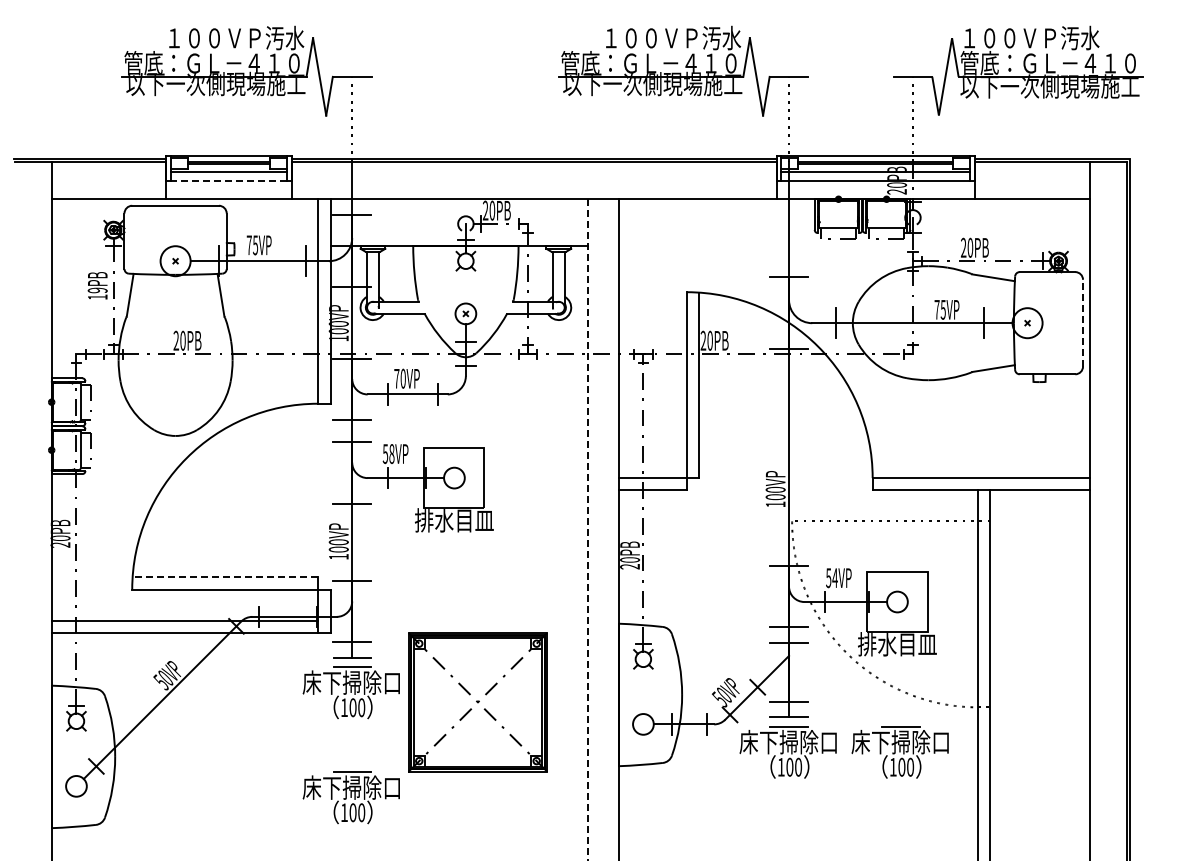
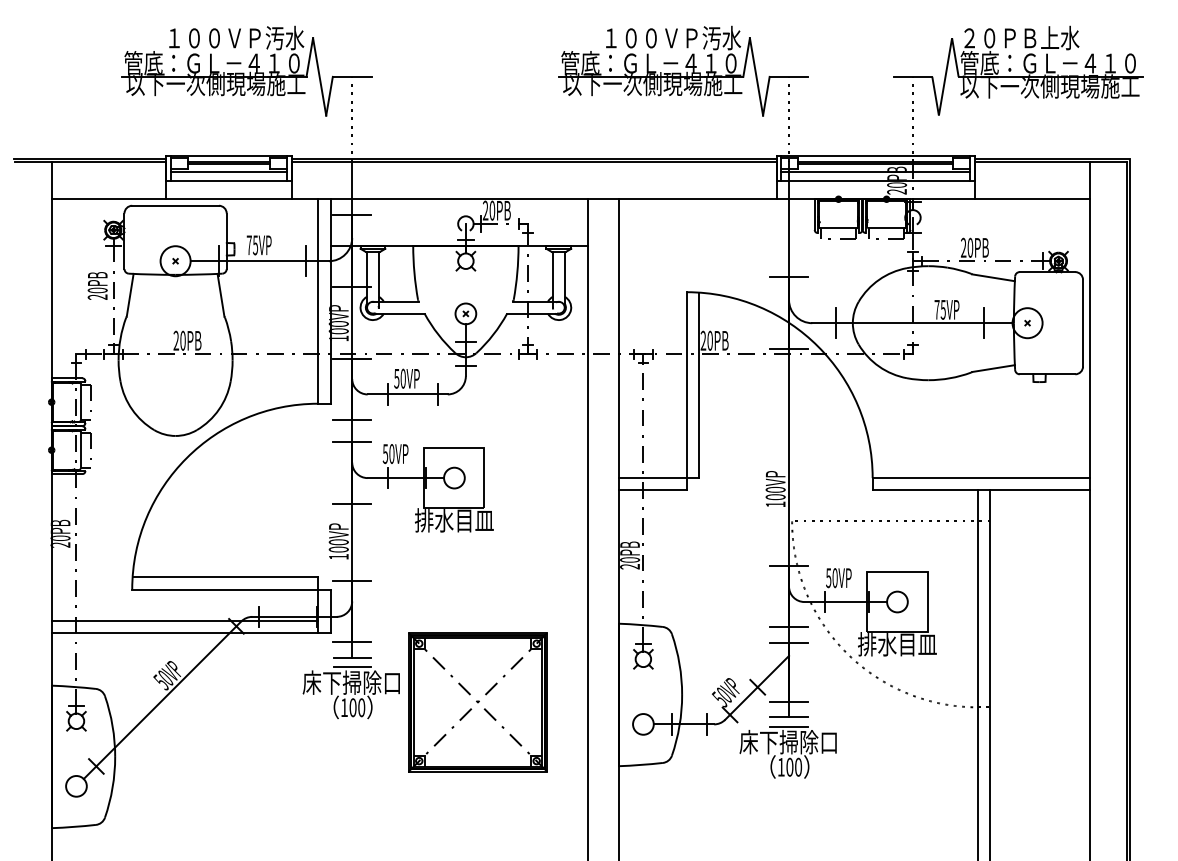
text: １００ＶＰ汚水 -> ２０ＰＢ上水 (1031, 37)
line: dashed -> solid (228, 180)
text: 19PB -> 20PB (97, 293)
line: dashed -> solid (1083, 322)
text: 70VP -> 50VP (396, 378)
text: 58VP -> 50VP (391, 453)
line: dashed -> solid (587, 529)
line: dashed -> solid (225, 577)
text: 54VP -> 50VP (834, 578)
part: present -> none (899, 752)
part: present -> none (350, 797)
